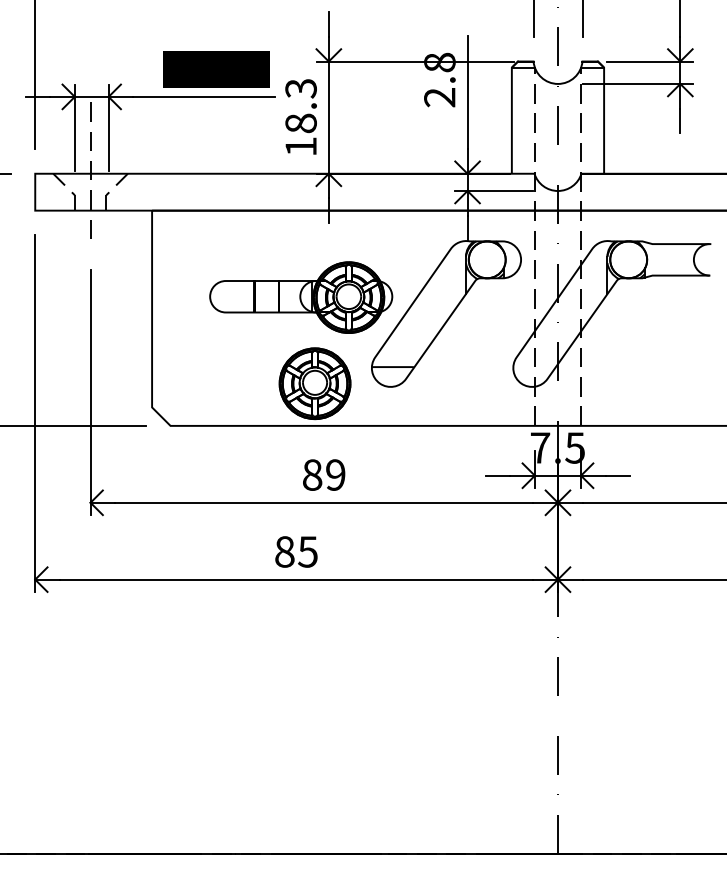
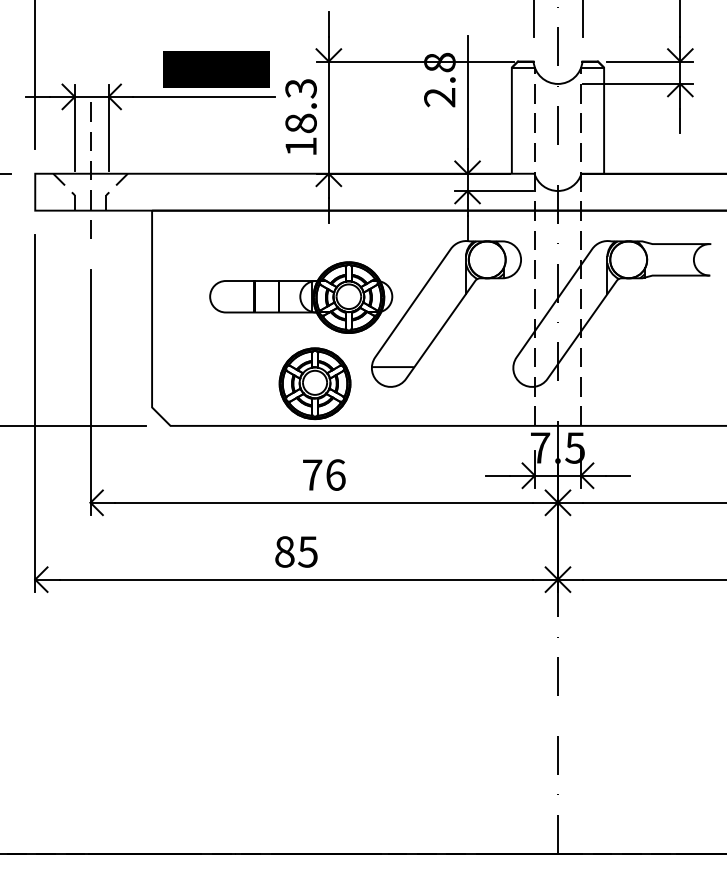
text: 89 -> 76 (324, 474)
